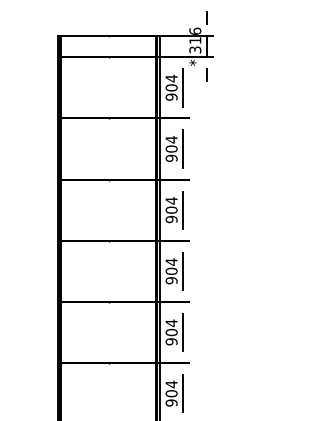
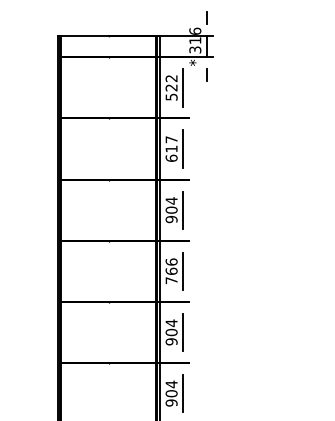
text: 904 -> 522 (171, 87)
text: 904 -> 617 (171, 148)
text: 904 -> 766 (171, 271)
